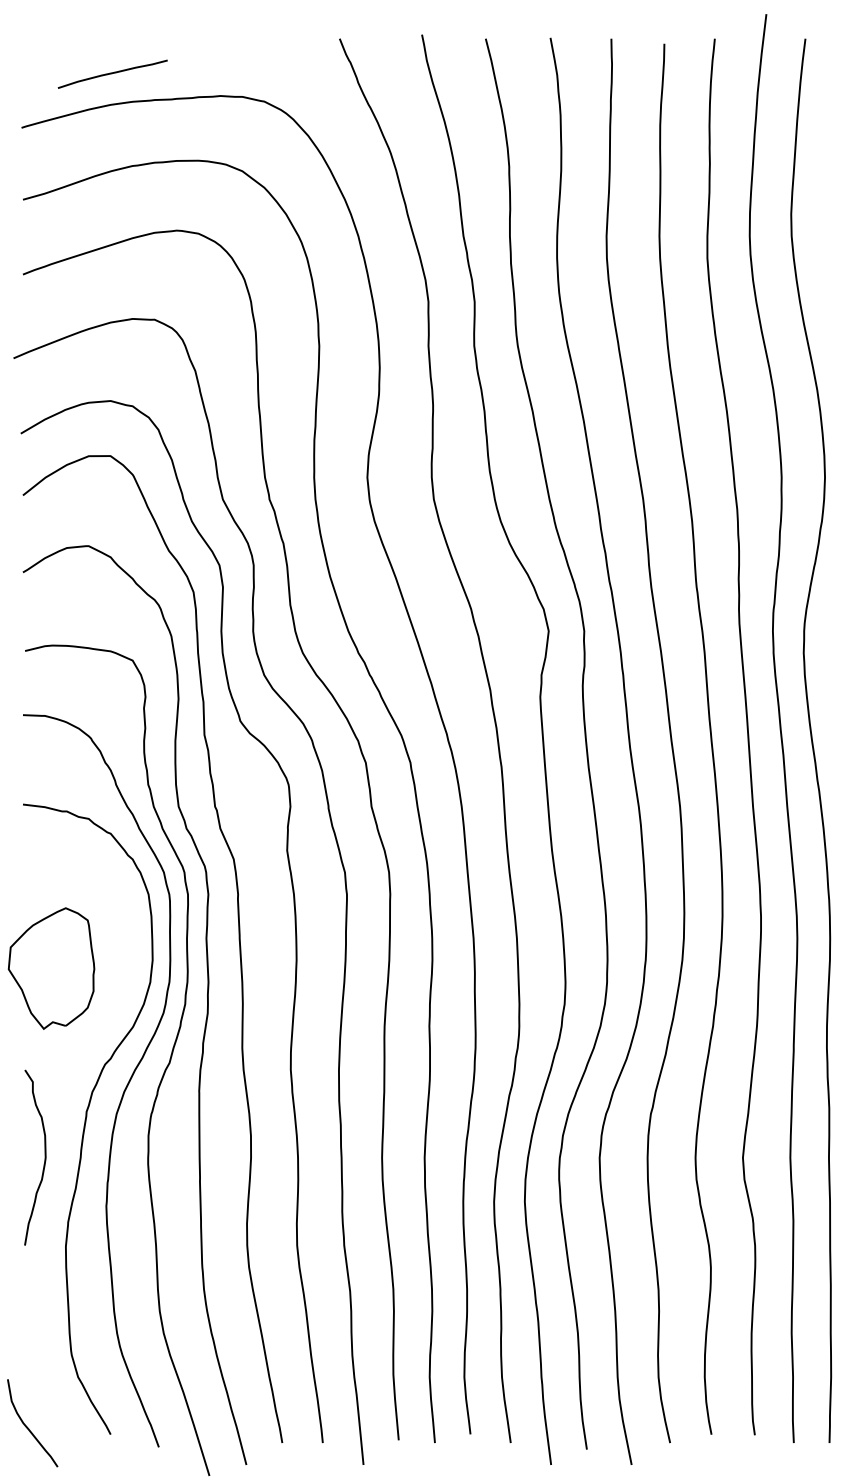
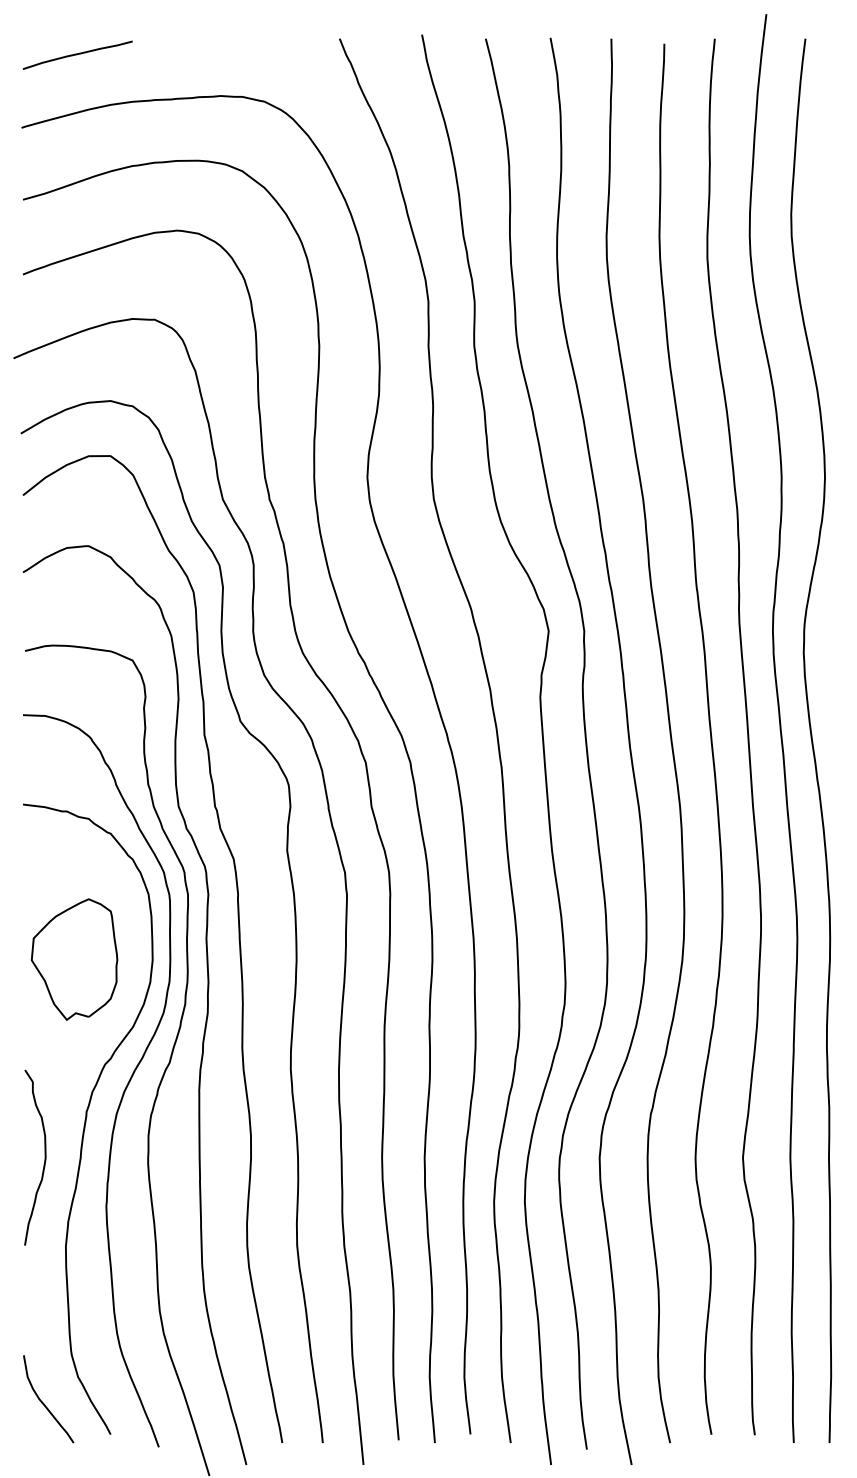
curve position: (112, 73) -> (77, 54) (77, 54)
part position: (51, 968) -> (74, 959) (74, 959)
curve position: (28, 1427) -> (44, 1403) (44, 1403)
